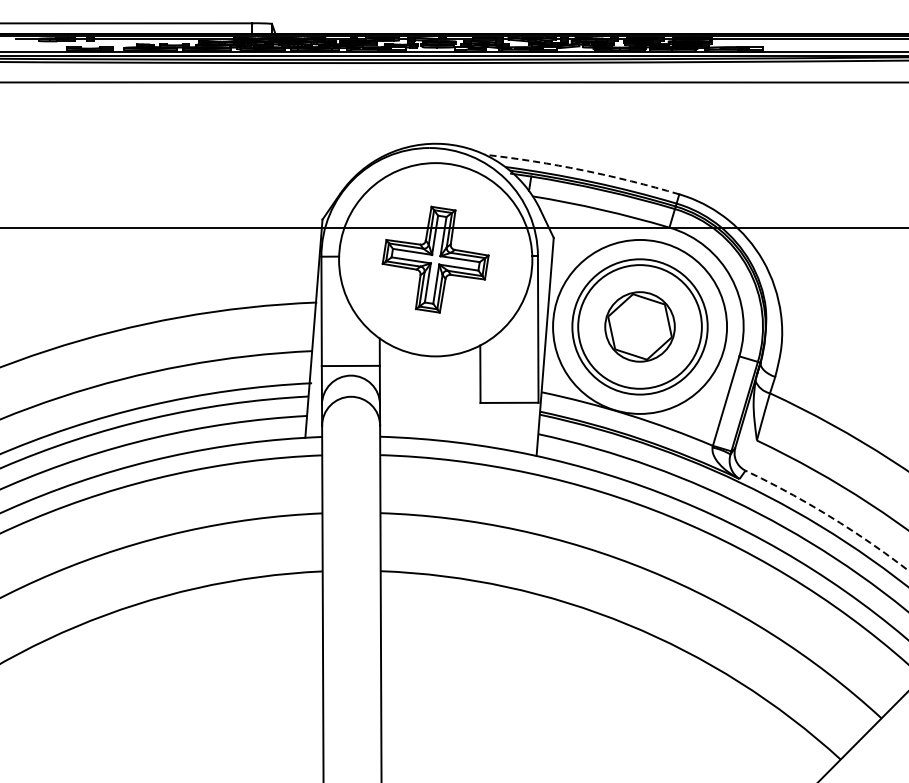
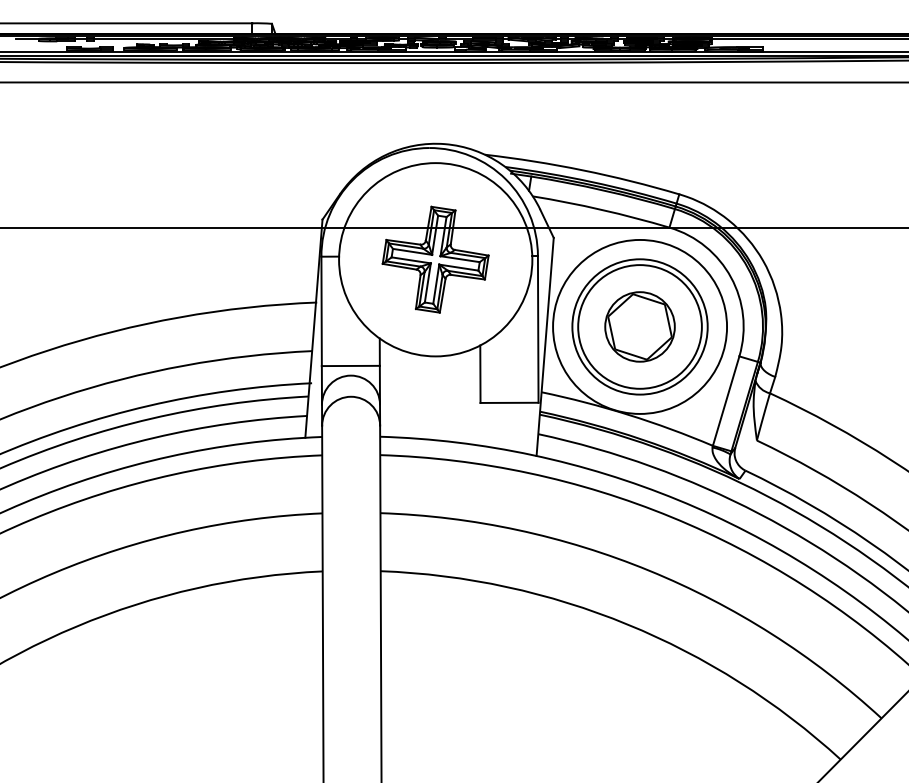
arc: dashed -> solid (582, 170)
arc: dashed -> solid (828, 515)
